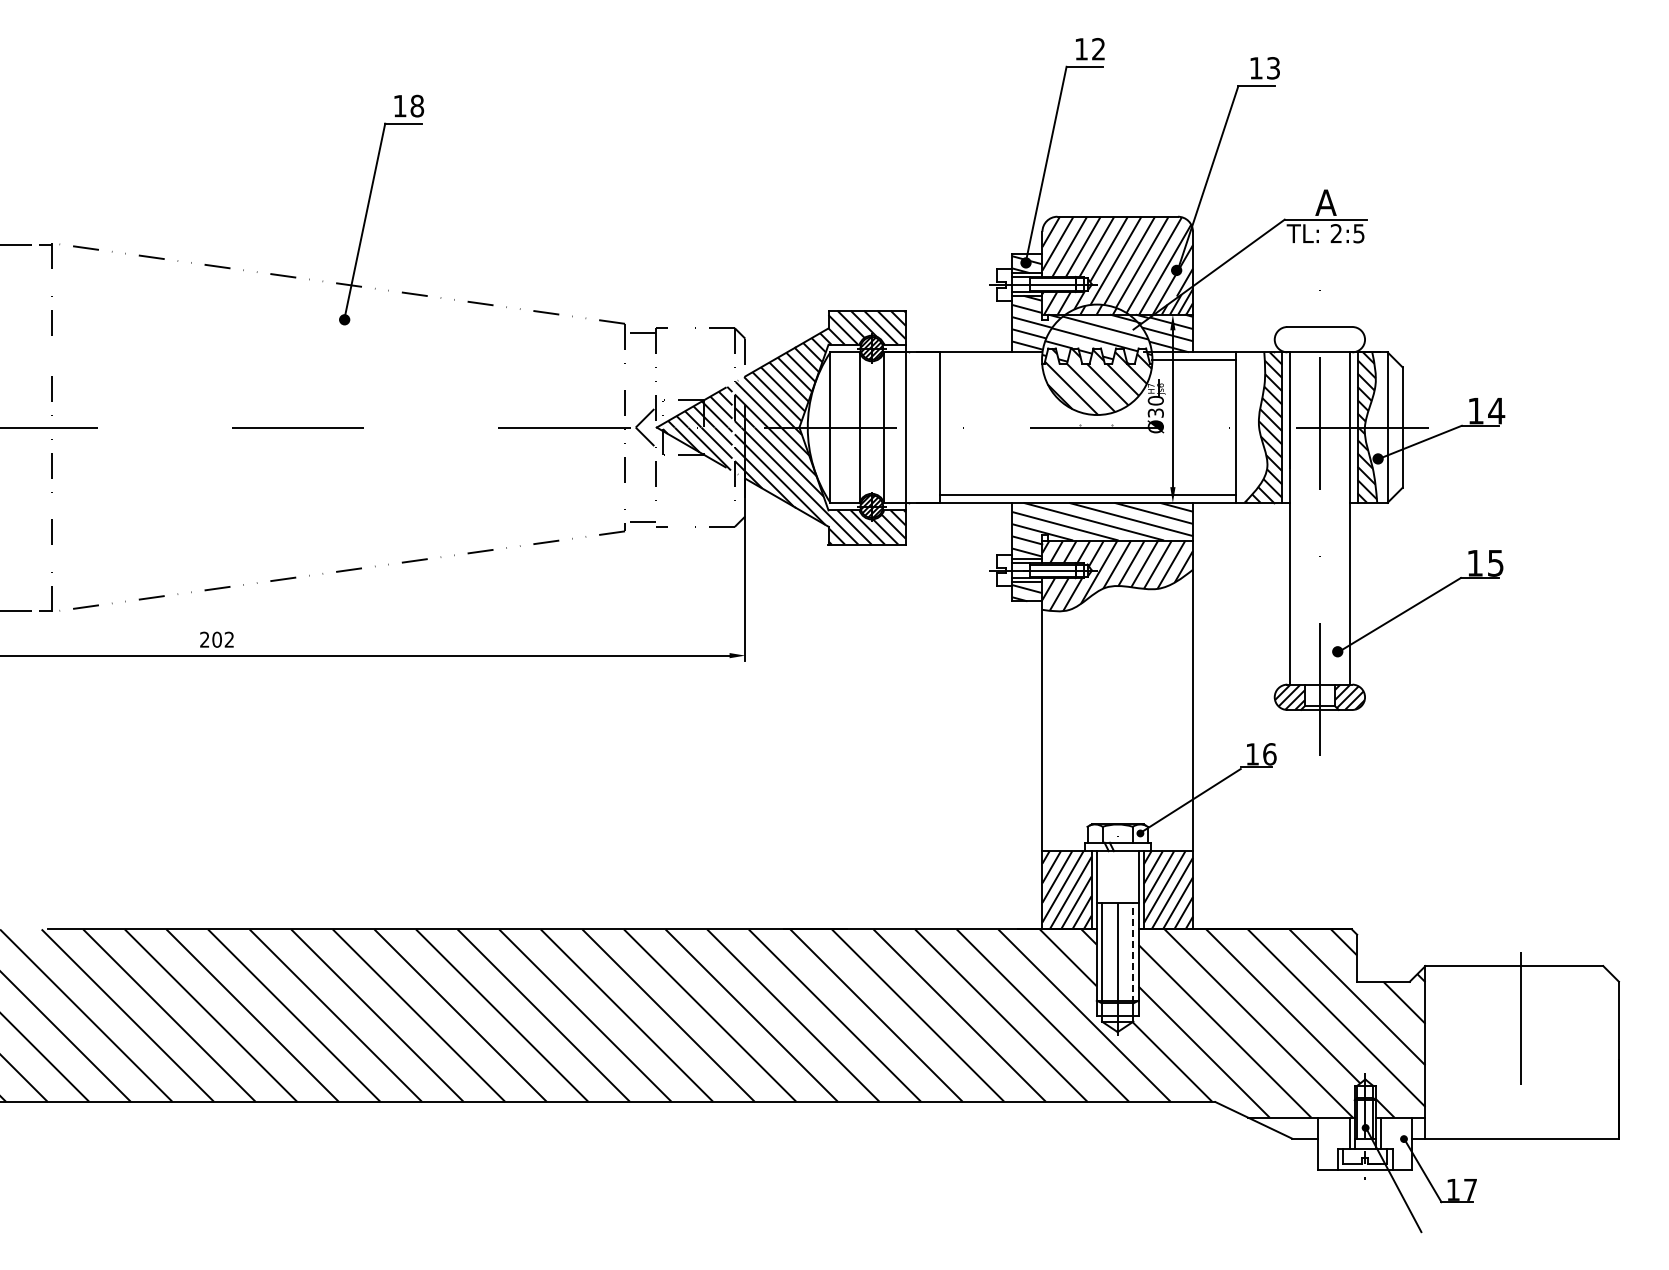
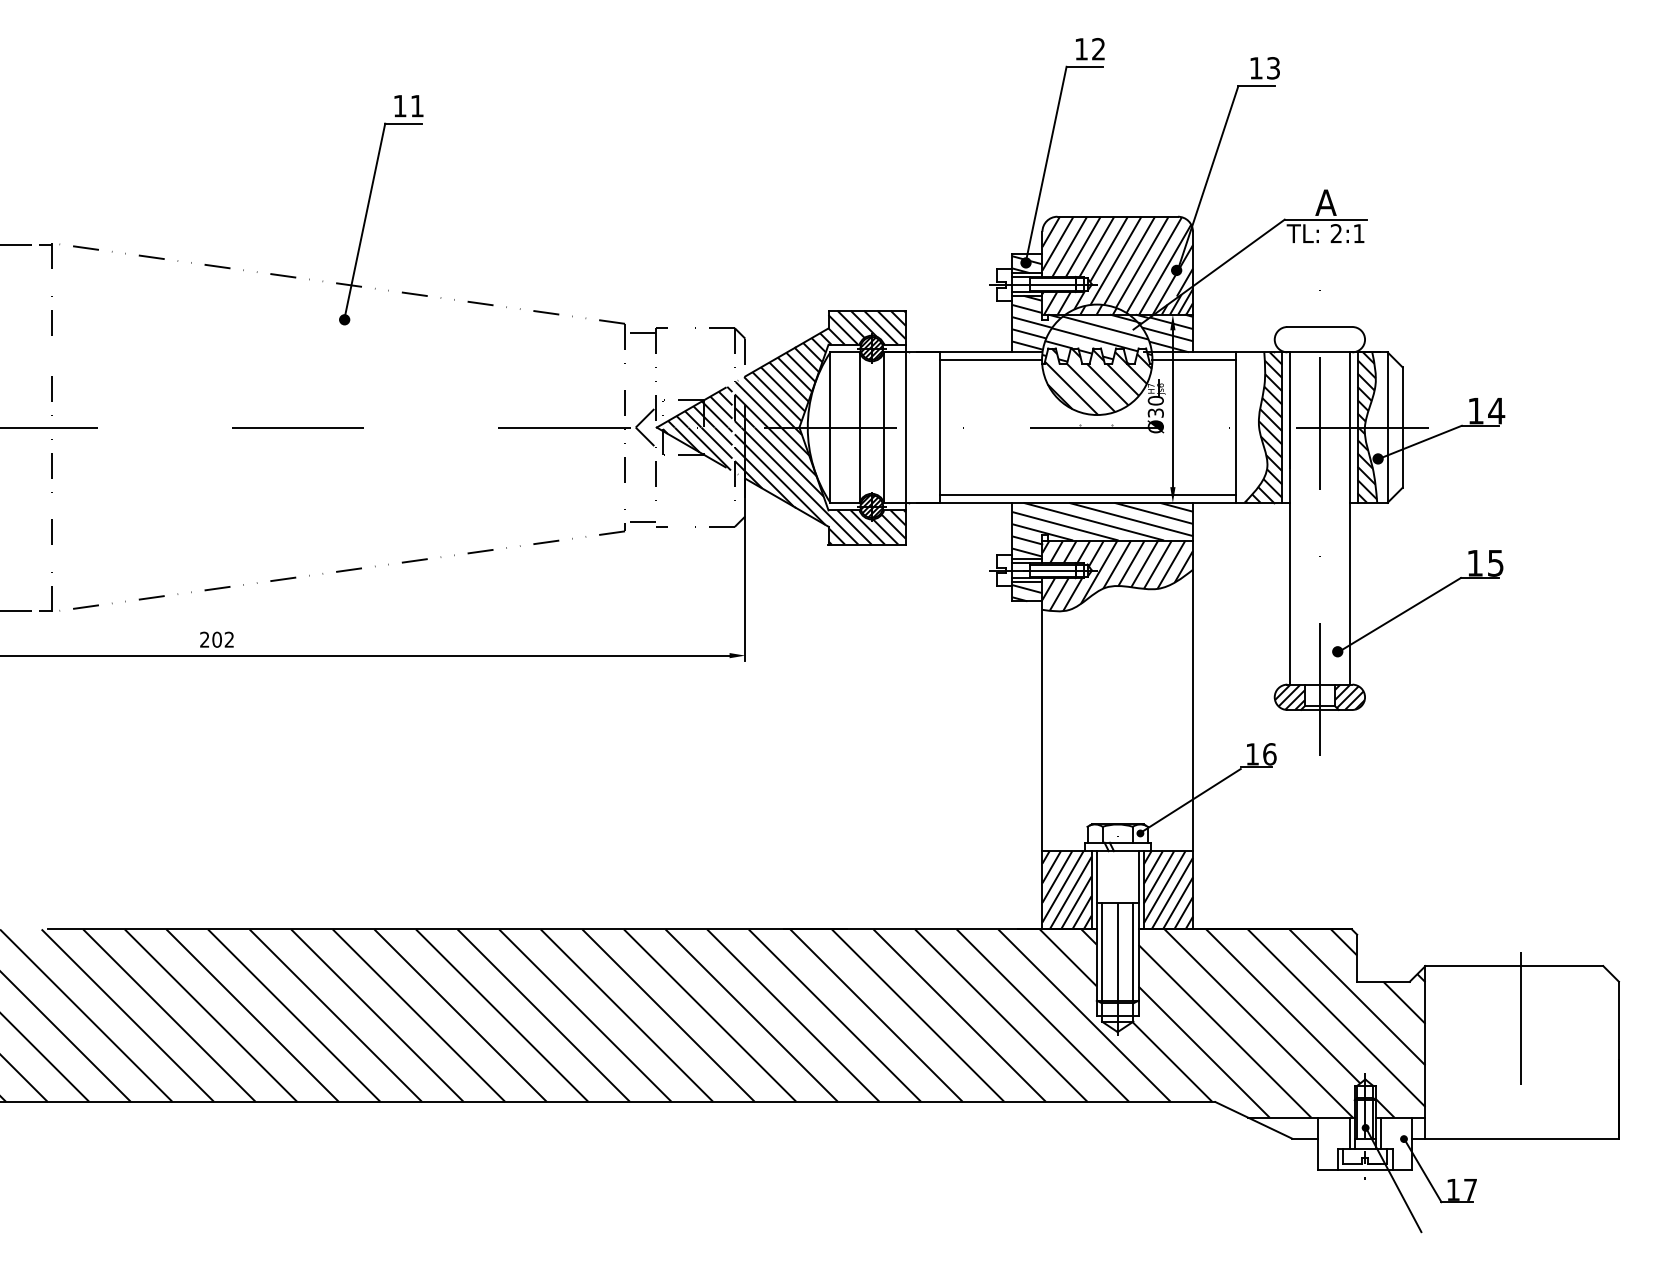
text: 18 -> 11 (417, 105)
text: 2:5 -> 2:1 (1358, 233)
line: none -> present (990, 359)
line: dashed -> solid (1133, 953)
